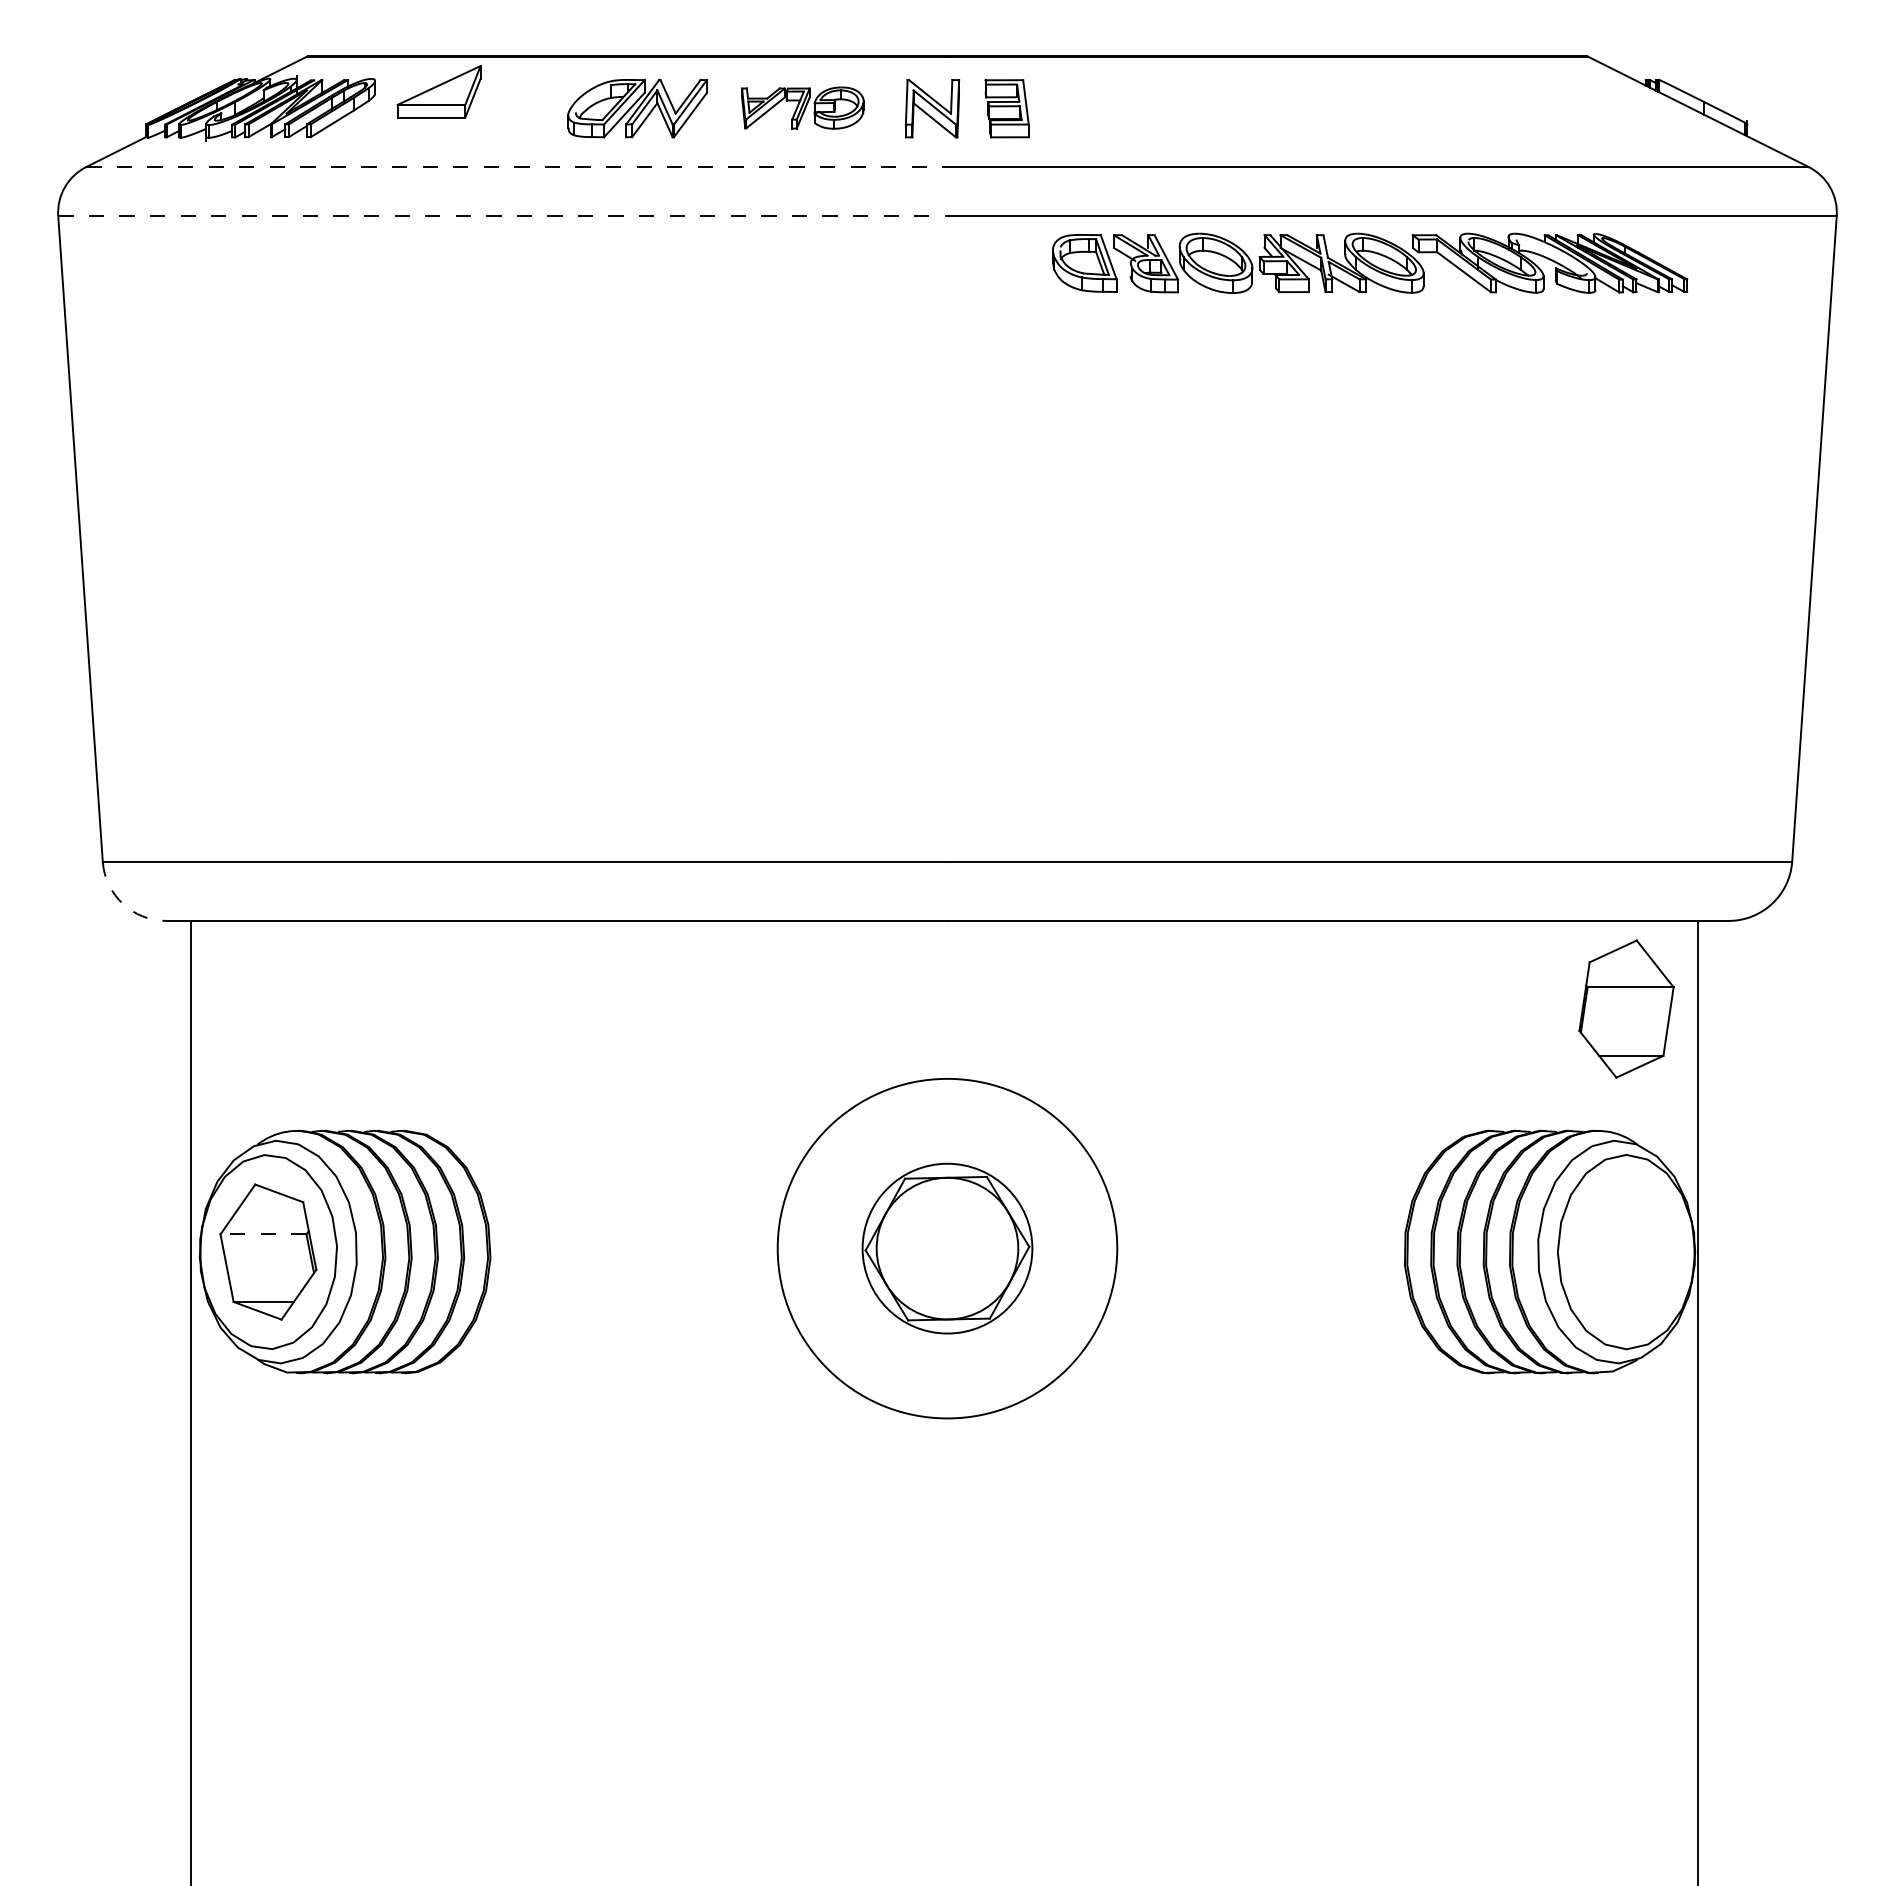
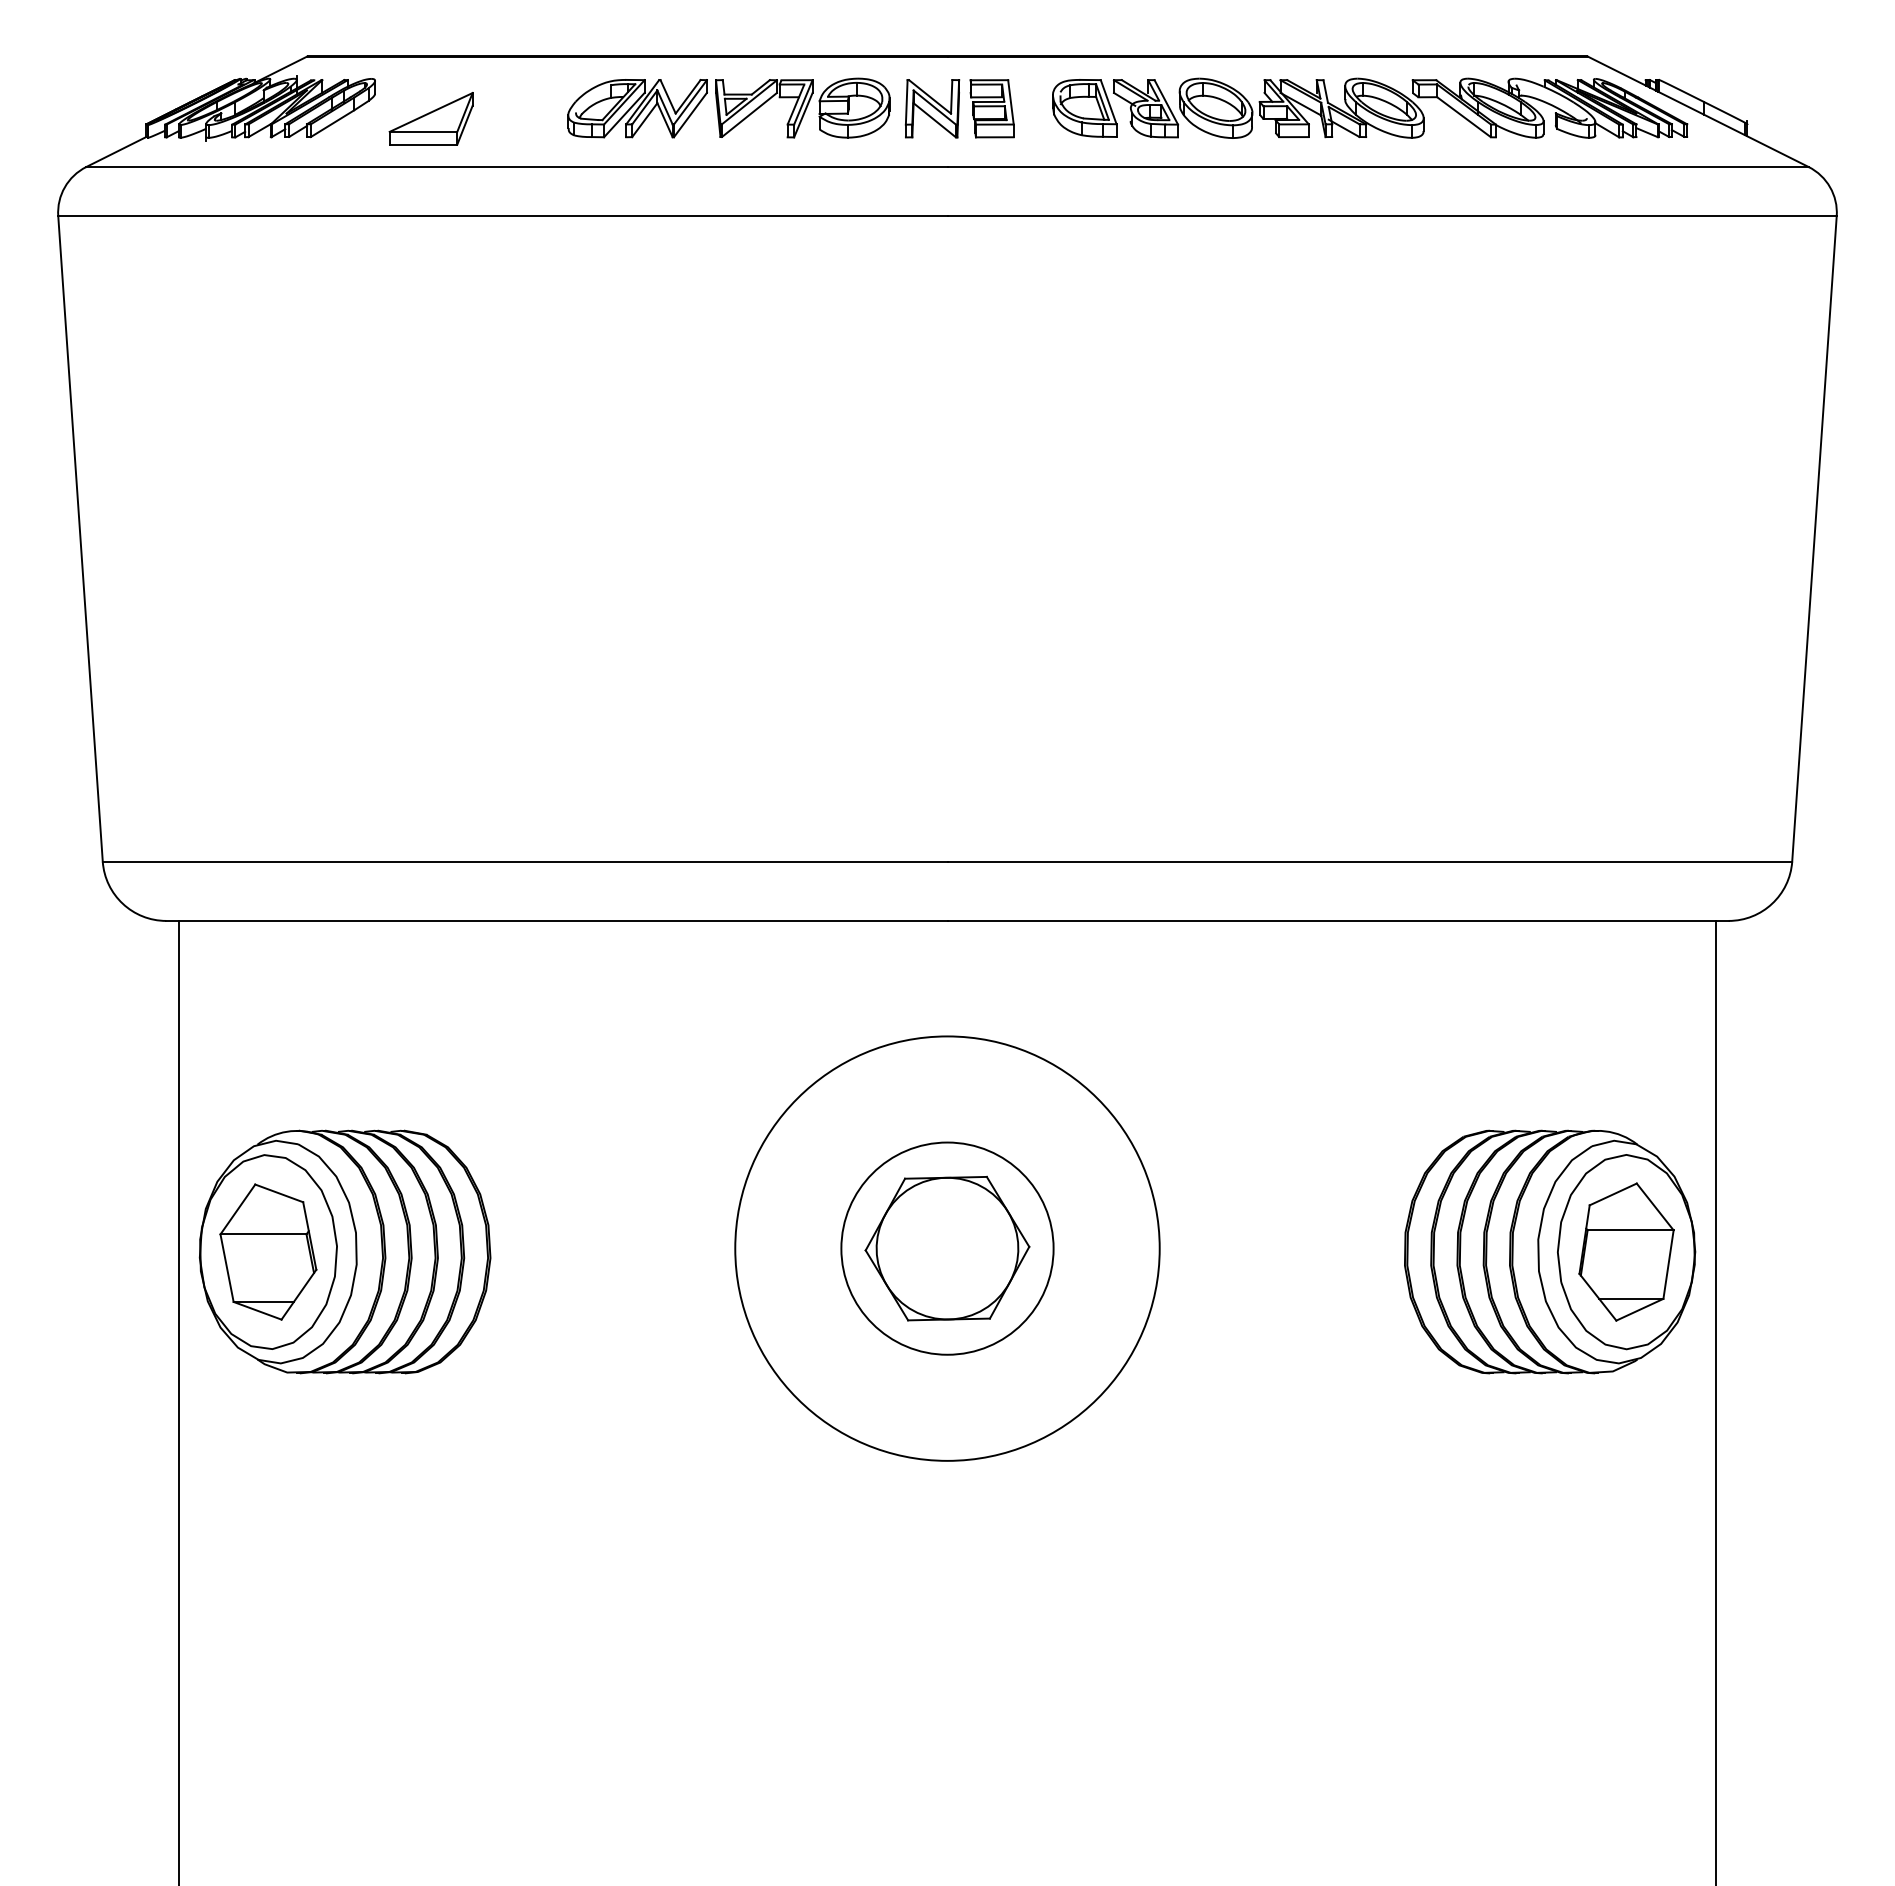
part position: (438, 91) -> (430, 118) (430, 118)
part size: 124x44 px -> 176x62 px (802, 107)
part position: (1006, 108) -> (991, 108) (991, 108)
line: dashed -> solid (516, 167)
line: dashed -> solid (502, 216)
part position: (1370, 262) -> (1370, 107) (1370, 107)
arc: dashed -> solid (122, 903)
part position: (1626, 1008) -> (1626, 1251) (1626, 1251)
line: dashed -> solid (263, 1234)
circle diameter: 170 px -> 212 px (947, 1248)
circle diameter: 340 px -> 424 px (947, 1248)
line position: (191, 1401) -> (179, 1401) (179, 1401)
line position: (1697, 1401) -> (1715, 1401) (1715, 1401)
